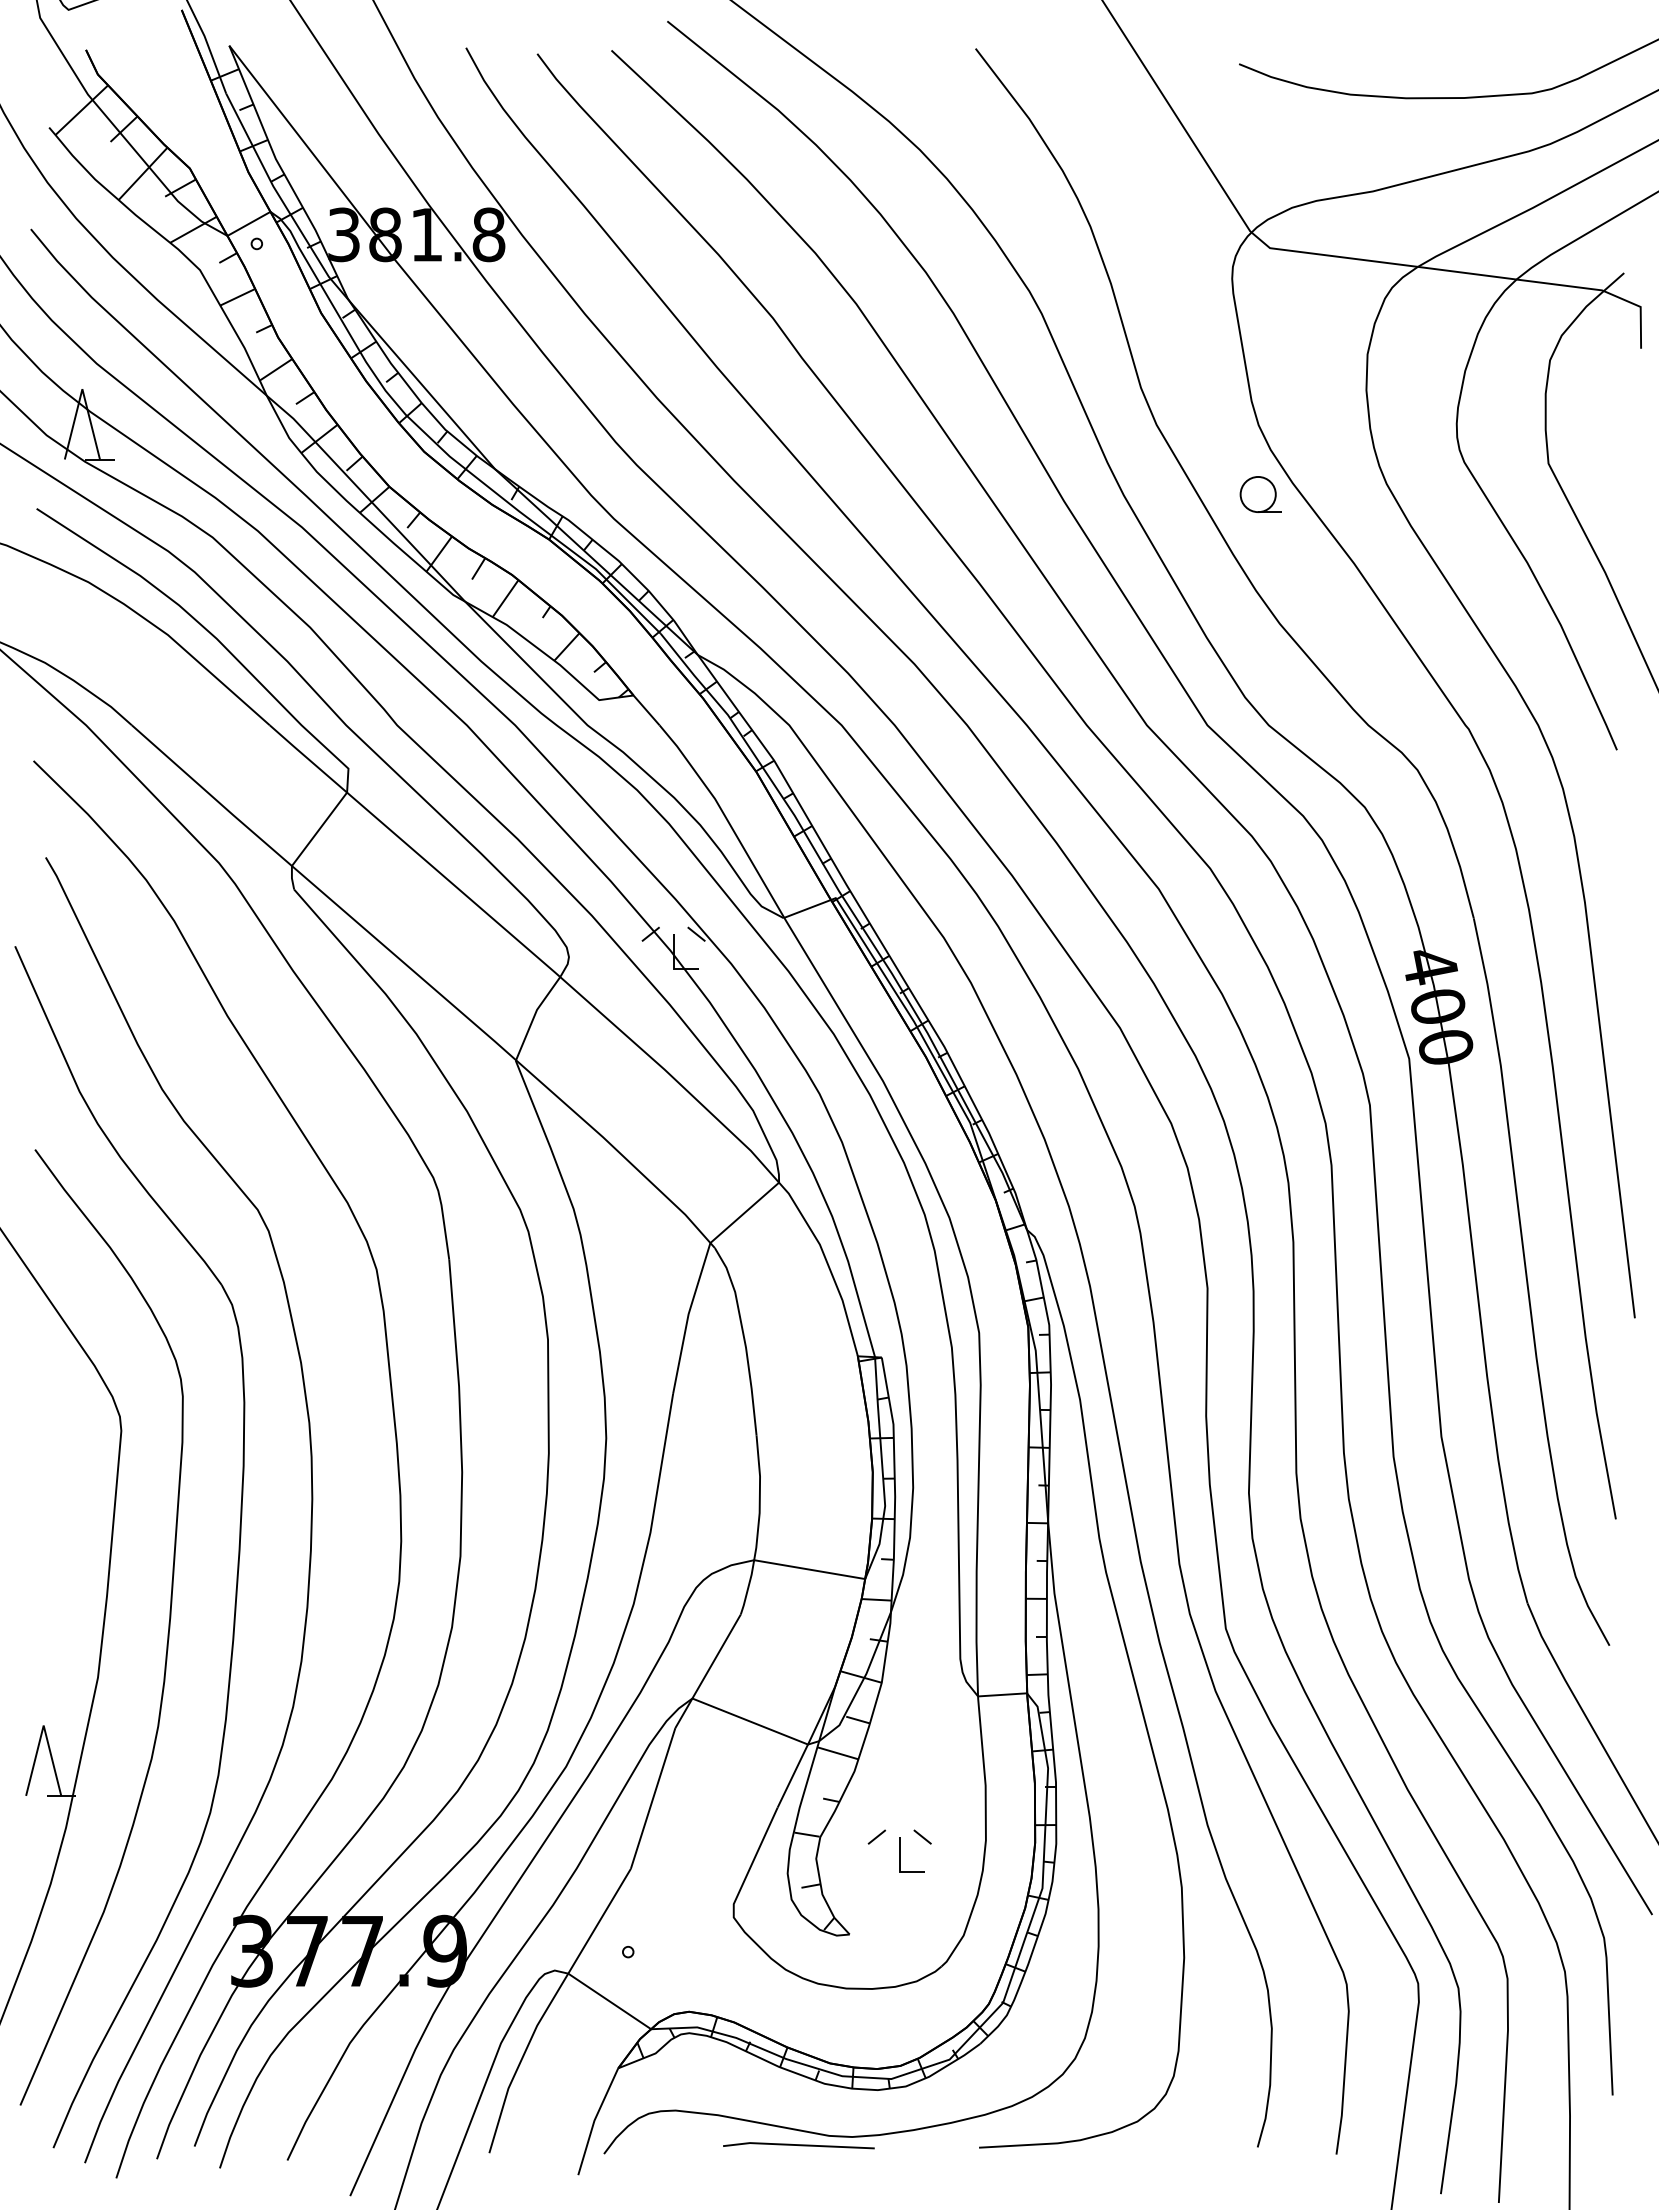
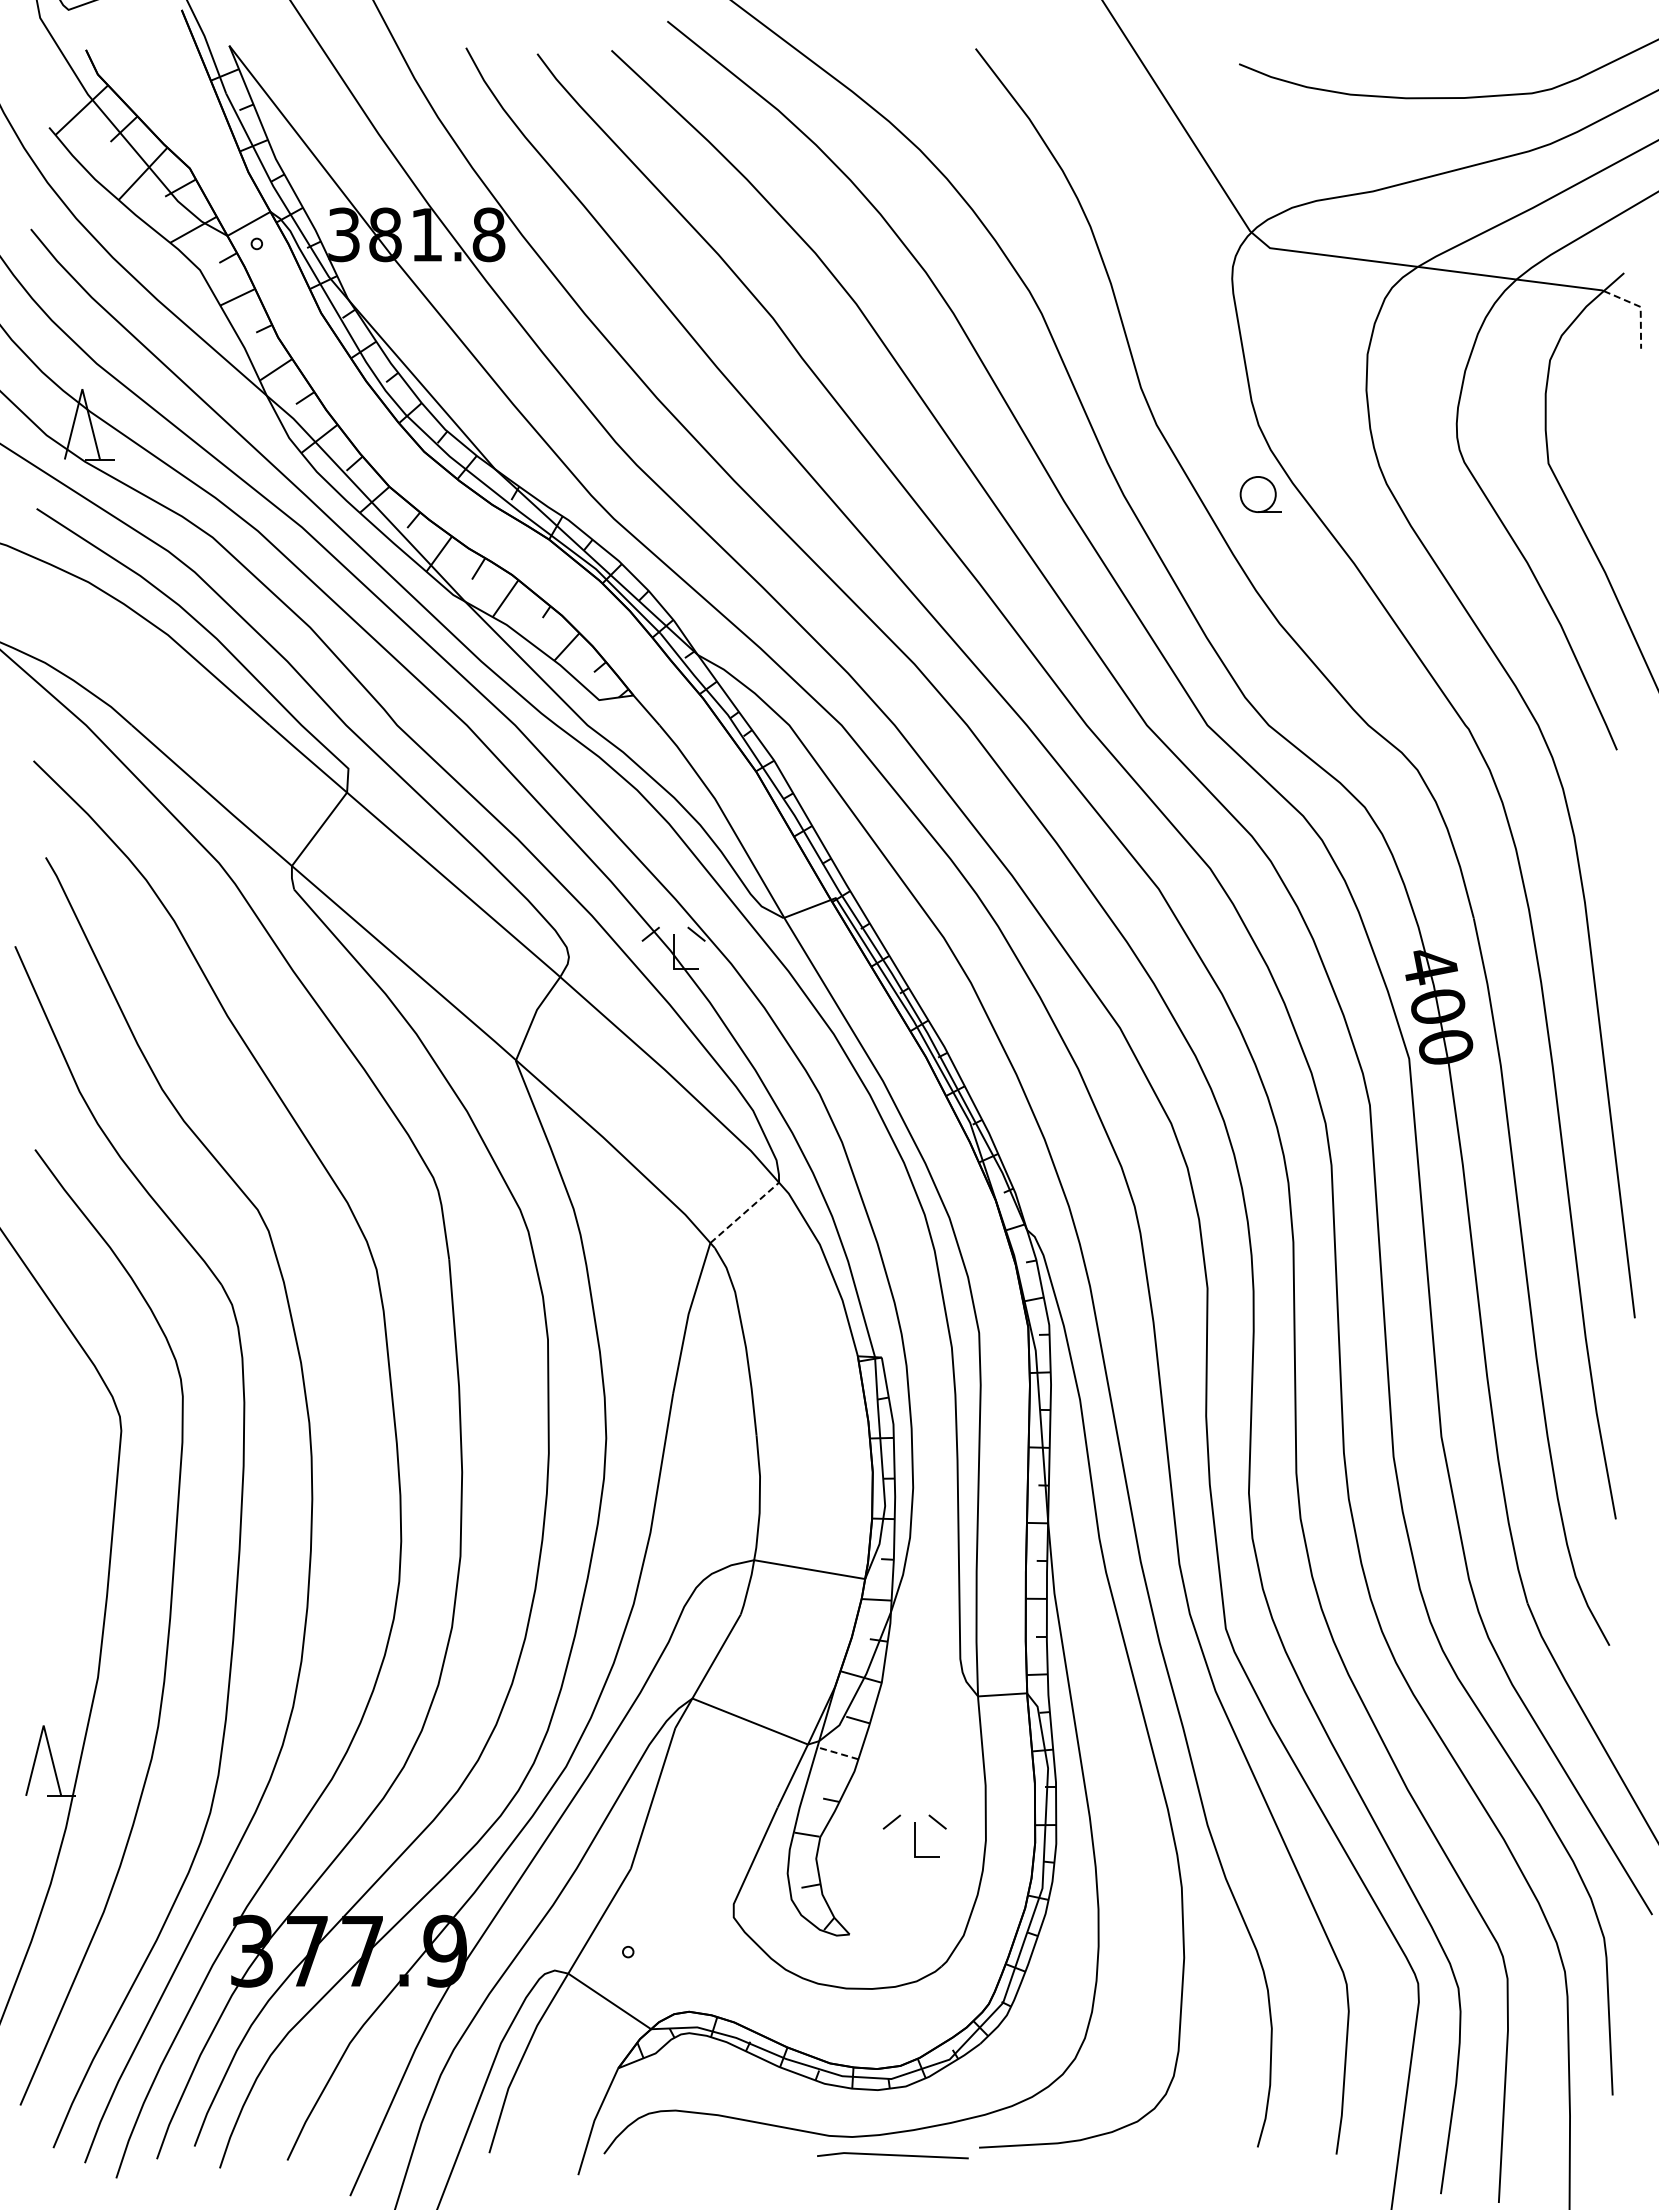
line: solid -> dashed (1640, 306)
line: solid -> dashed (744, 1212)
line: solid -> dashed (837, 1753)
part position: (899, 1850) -> (914, 1835) (914, 1835)
line position: (798, 2145) -> (892, 2155) (892, 2155)
